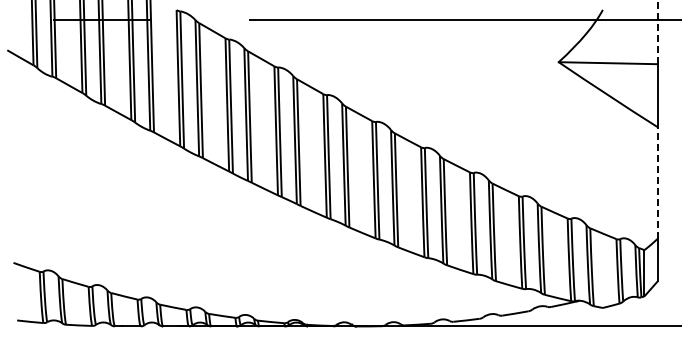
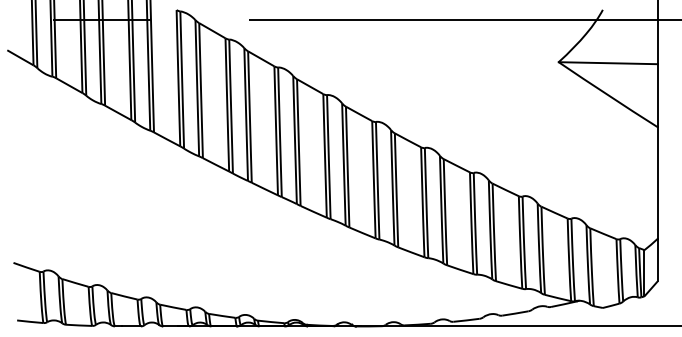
line: dashed -> solid (657, 32)
line: dashed -> solid (657, 183)
